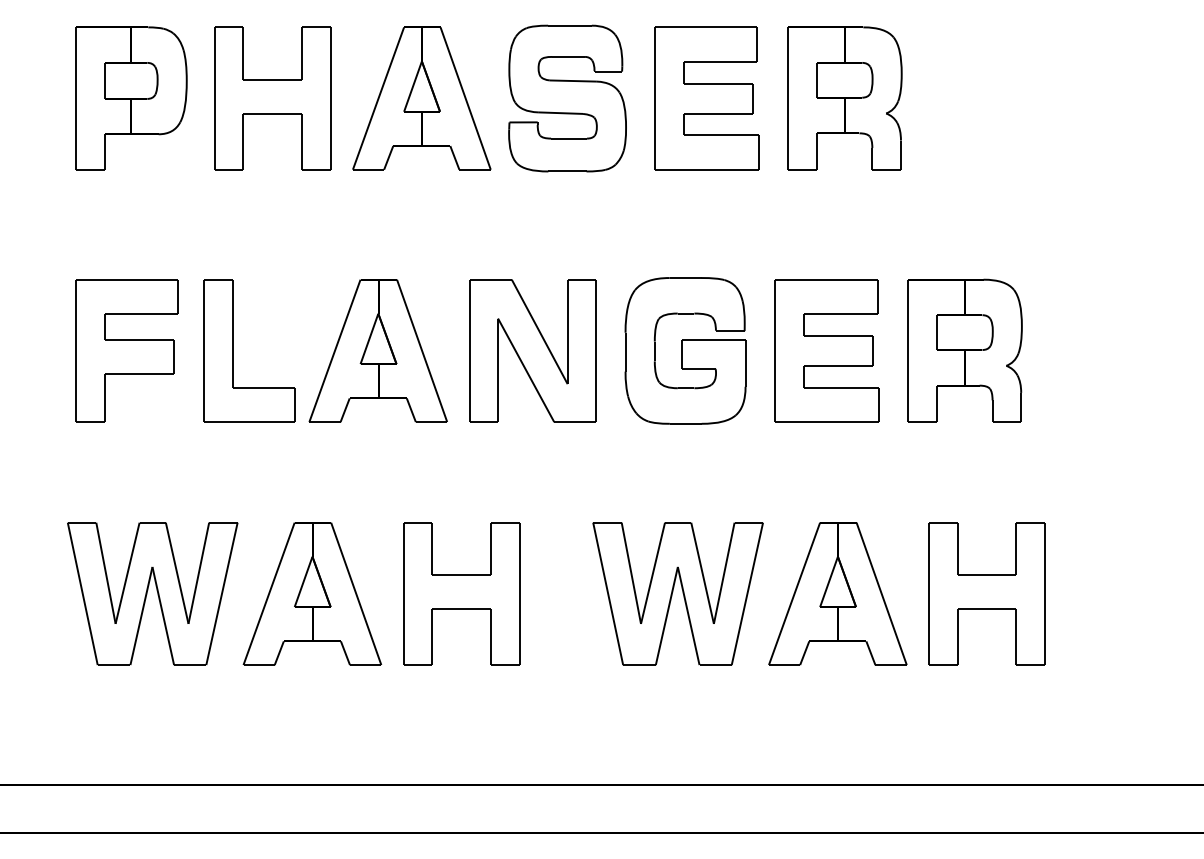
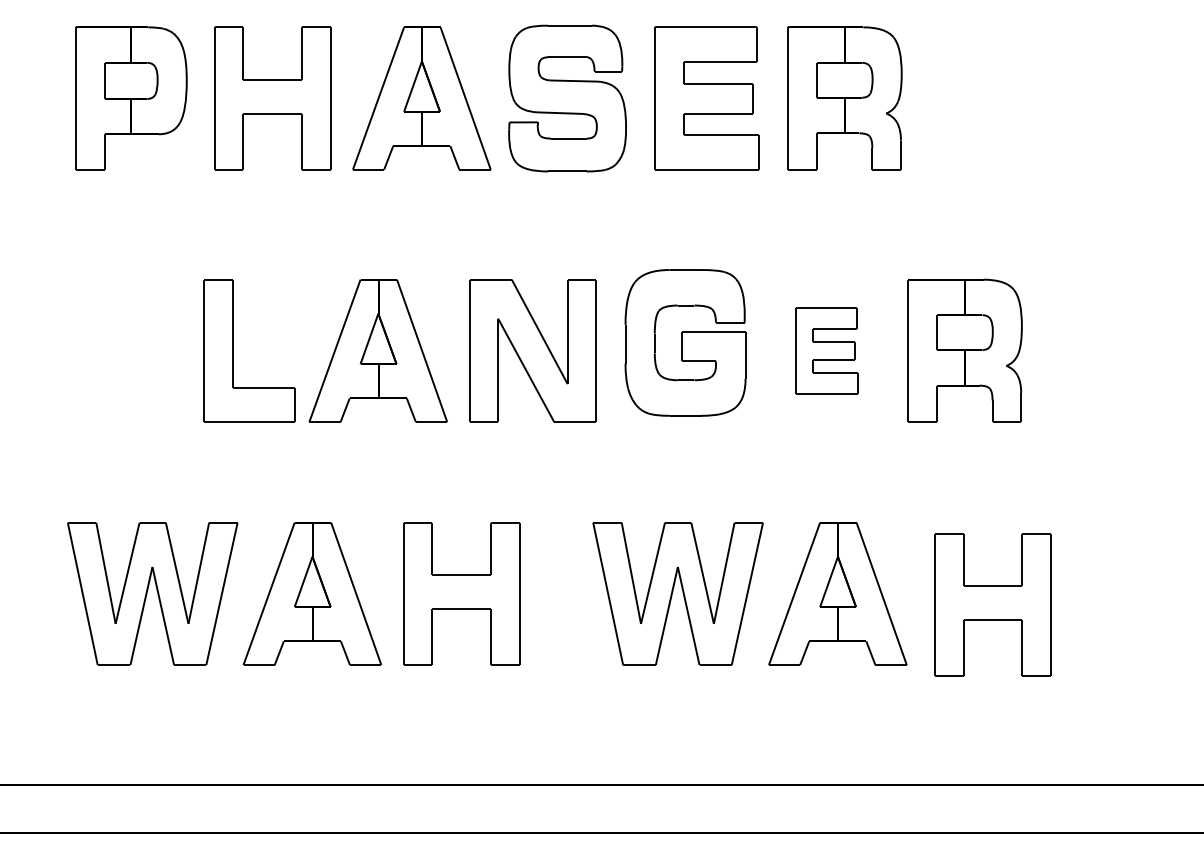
part: present -> none (126, 350)
part position: (685, 350) -> (685, 342) (685, 342)
part size: 106x144 px -> 64x88 px (826, 350)
part position: (986, 593) -> (992, 604) (992, 604)
